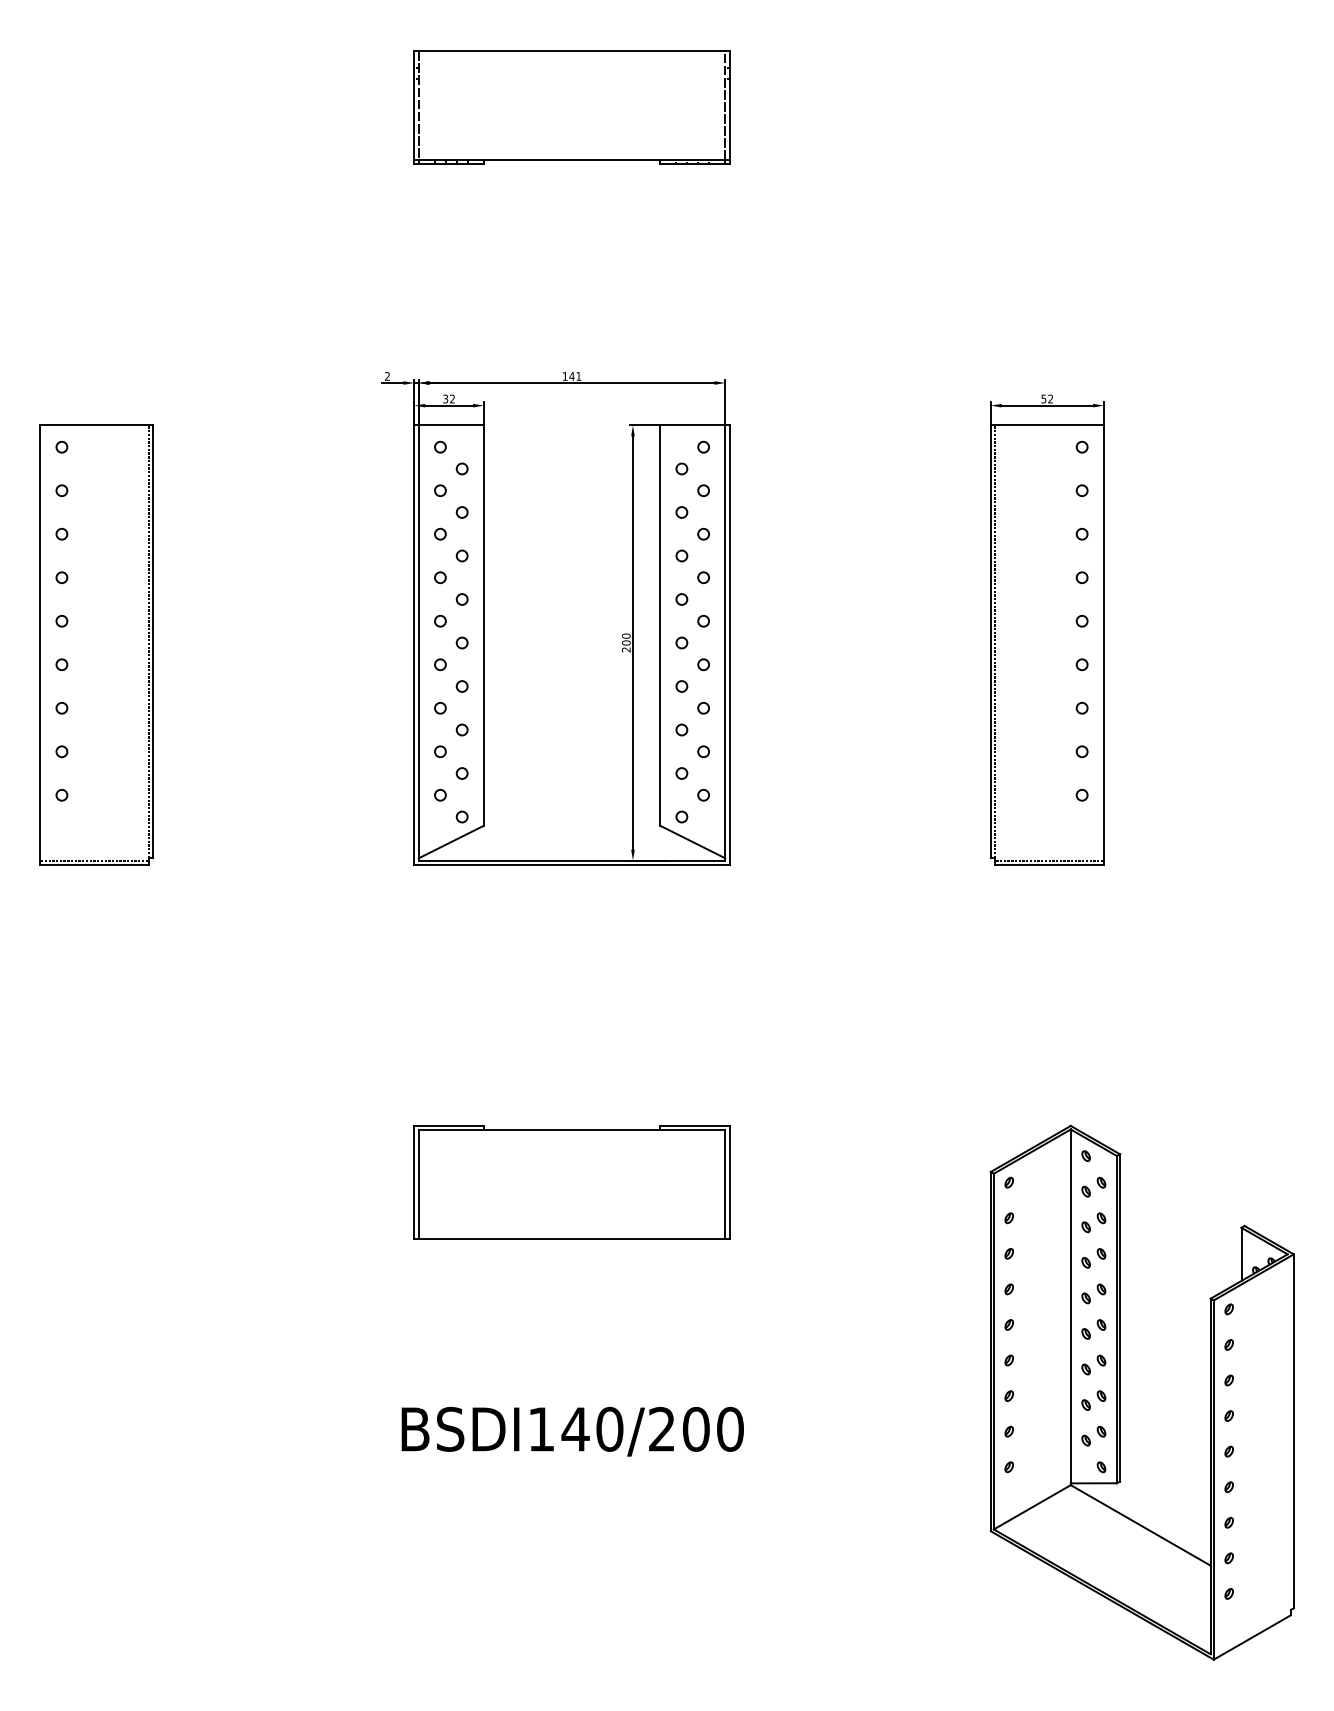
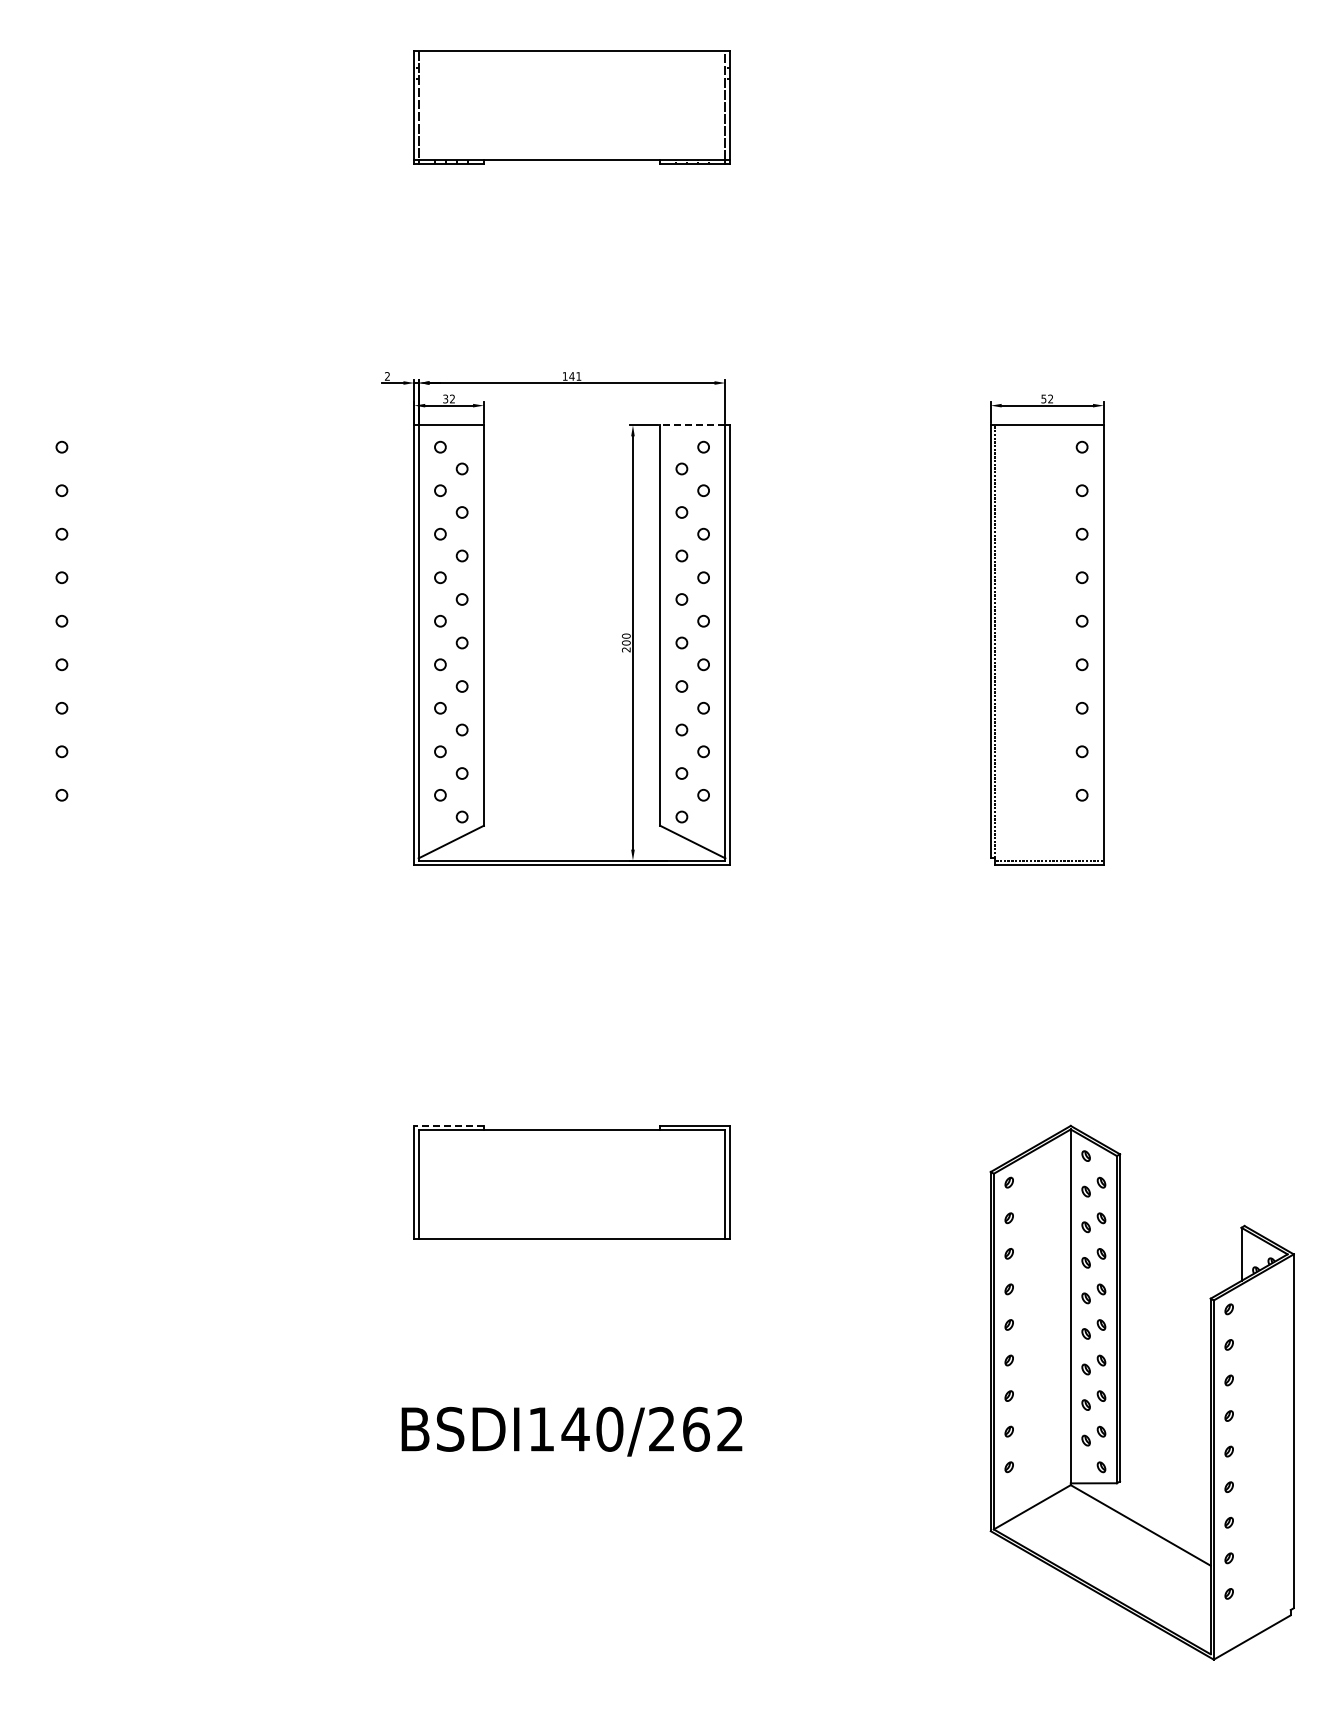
line: solid -> dashed (692, 425)
part: present -> none (96, 644)
line: solid -> dashed (449, 1125)
text: BSDI140/200 -> BSDI140/262 (712, 1428)
